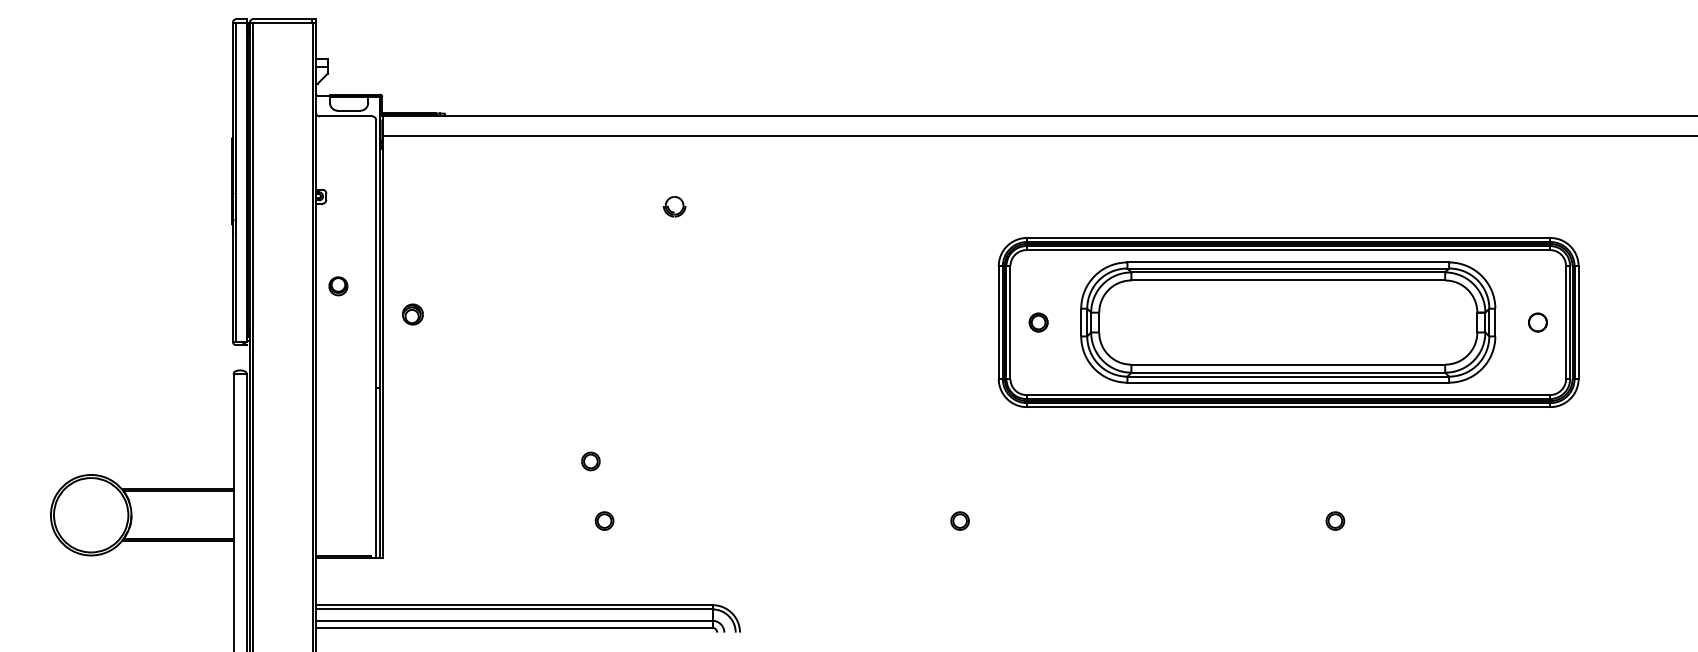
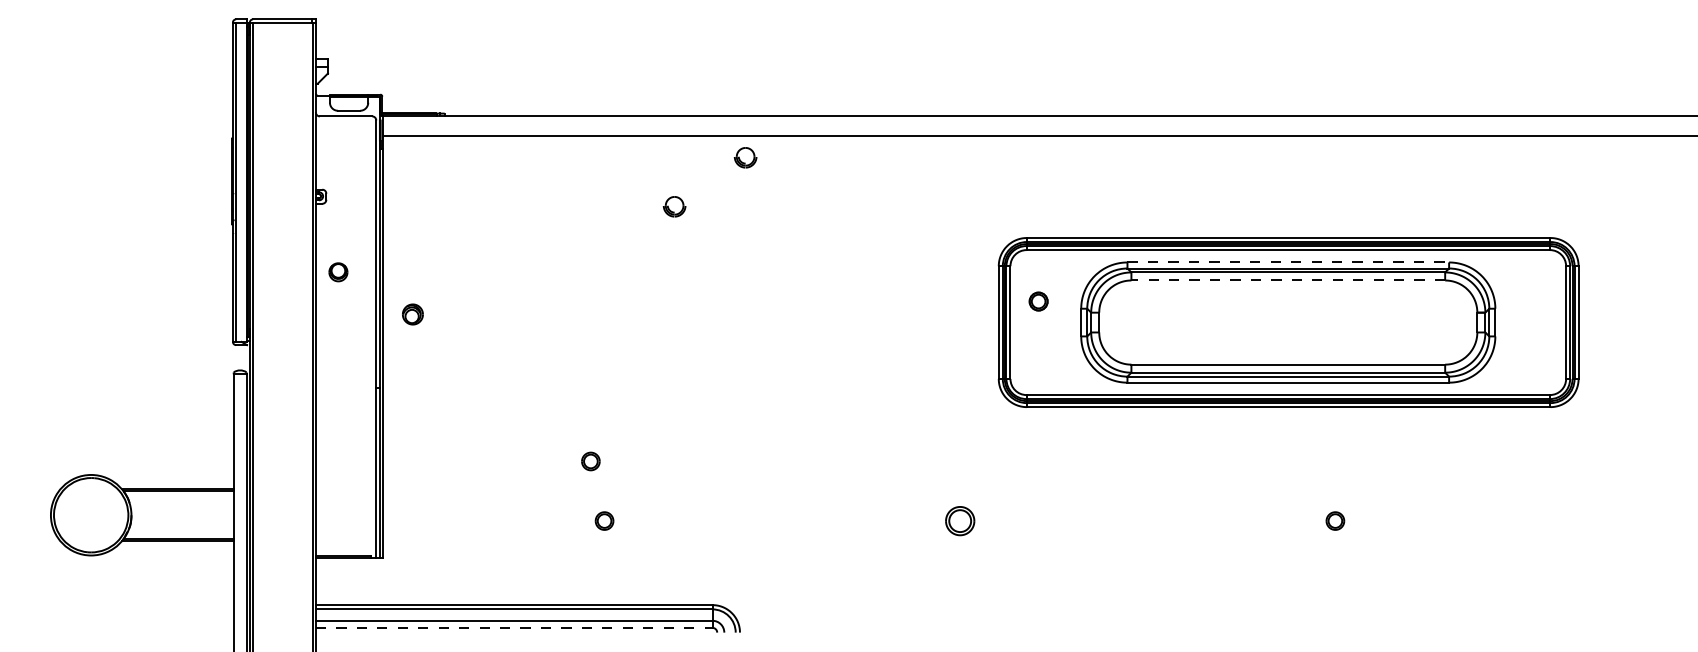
part: none -> present (745, 157)
line: solid -> dashed (1288, 262)
line: solid -> dashed (1288, 280)
part position: (338, 286) -> (338, 272) (338, 272)
part position: (1038, 322) -> (1038, 301) (1038, 301)
circle: present -> none (1537, 322)
part size: 20x20 px -> 31x31 px (960, 521)
line: solid -> dashed (514, 627)
